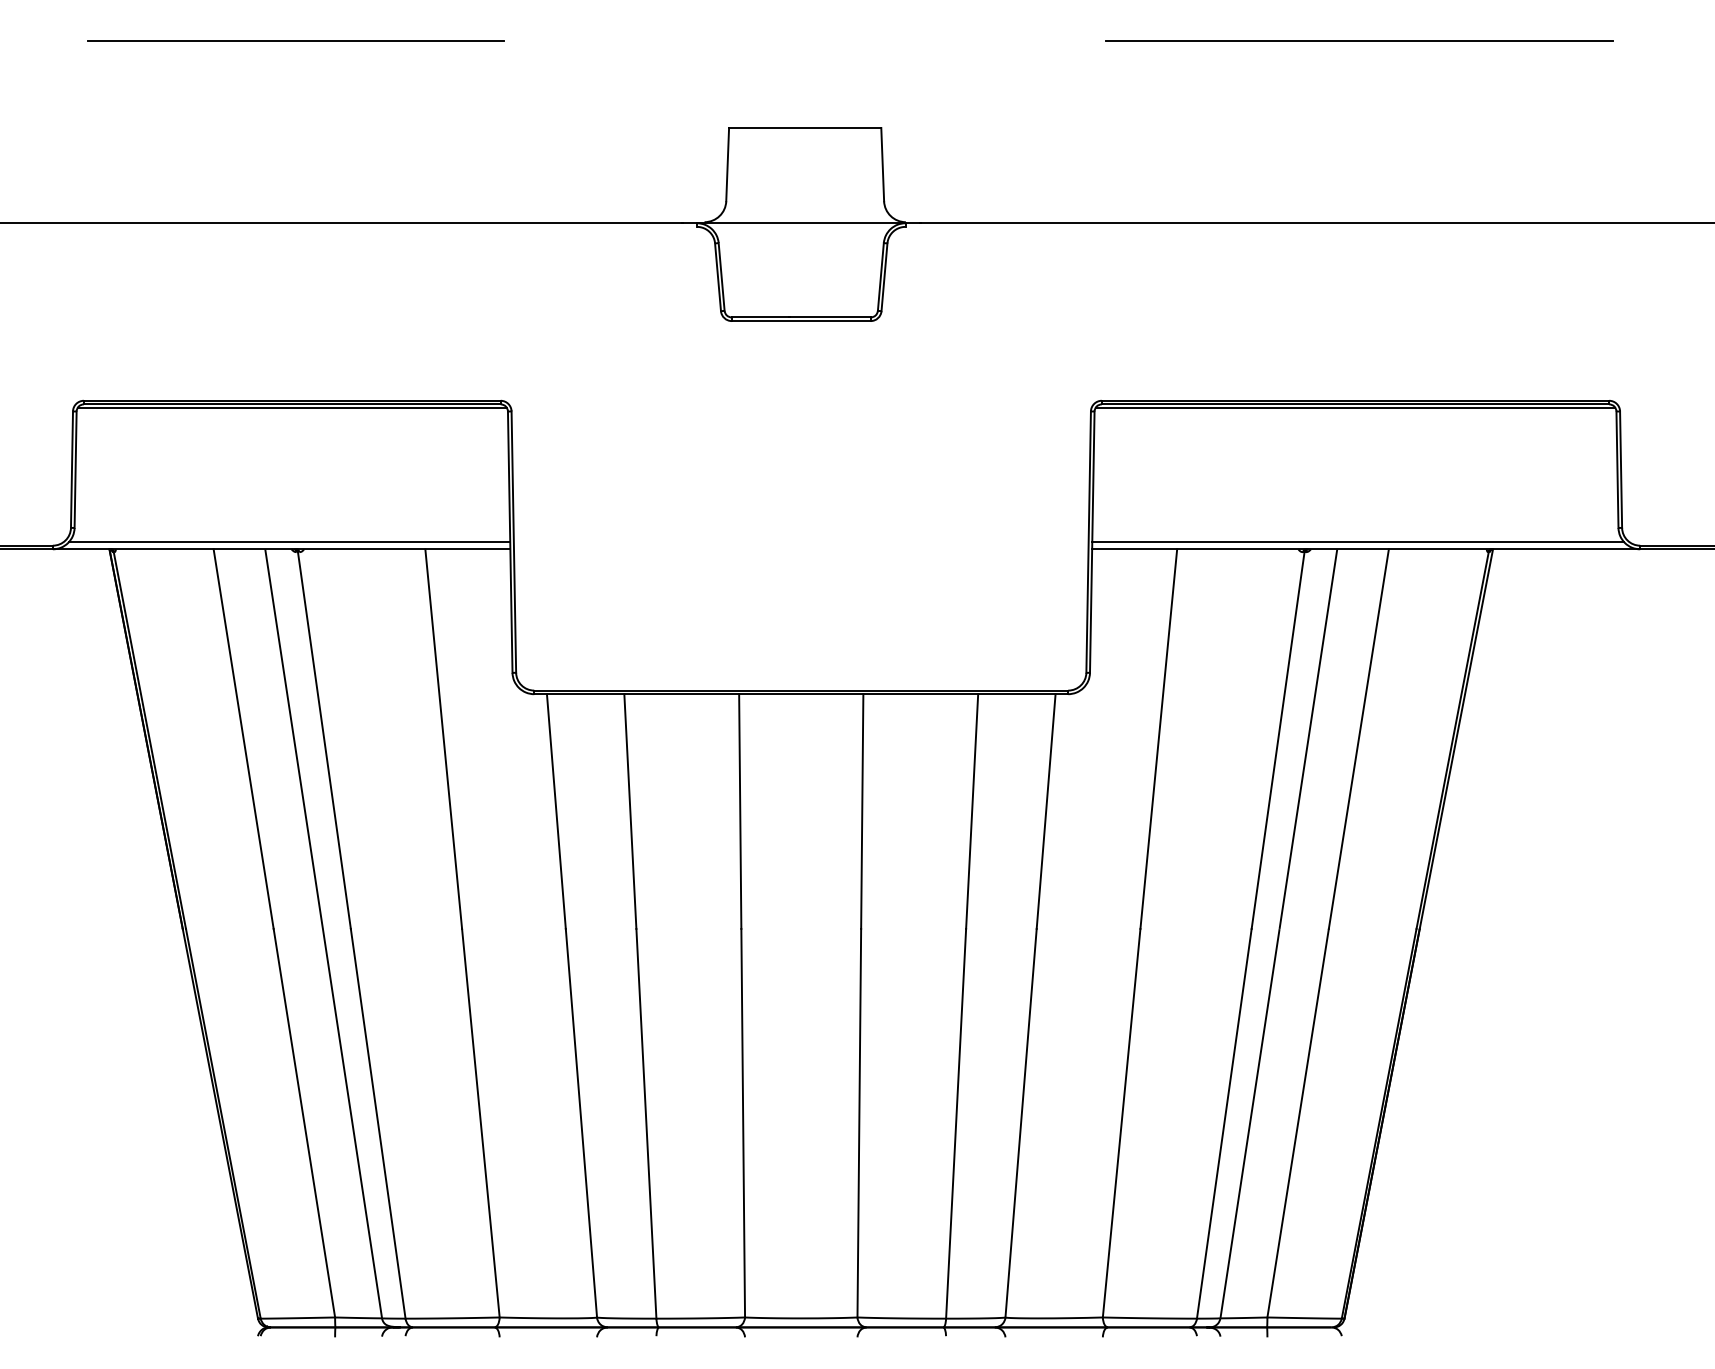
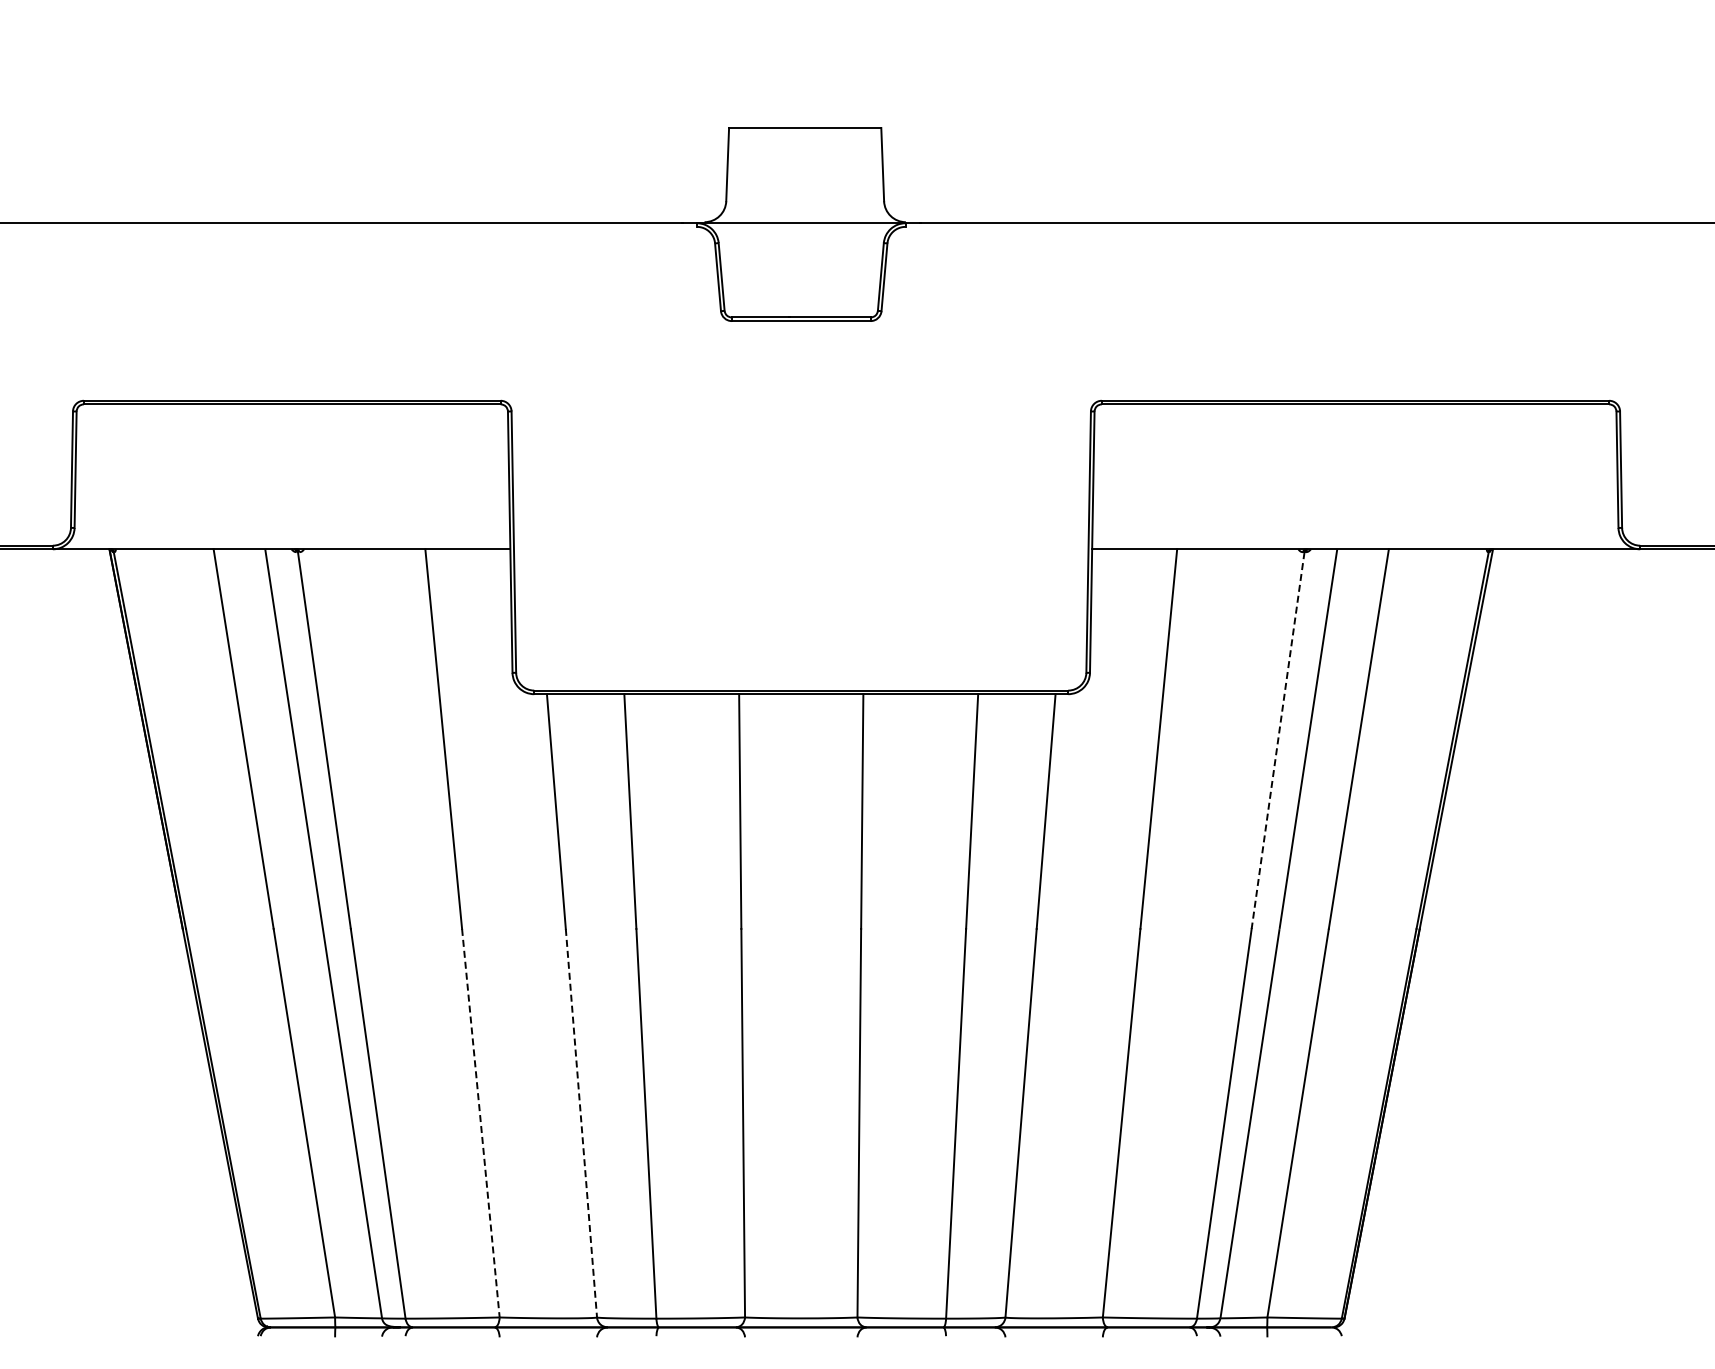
line: present -> none (295, 40)
line: present -> none (1359, 41)
line: present -> none (291, 407)
line: present -> none (1355, 407)
line: present -> none (289, 542)
line: present -> none (1358, 542)
line: solid -> dashed (1278, 741)
line: solid -> dashed (480, 1123)
line: solid -> dashed (581, 1123)
